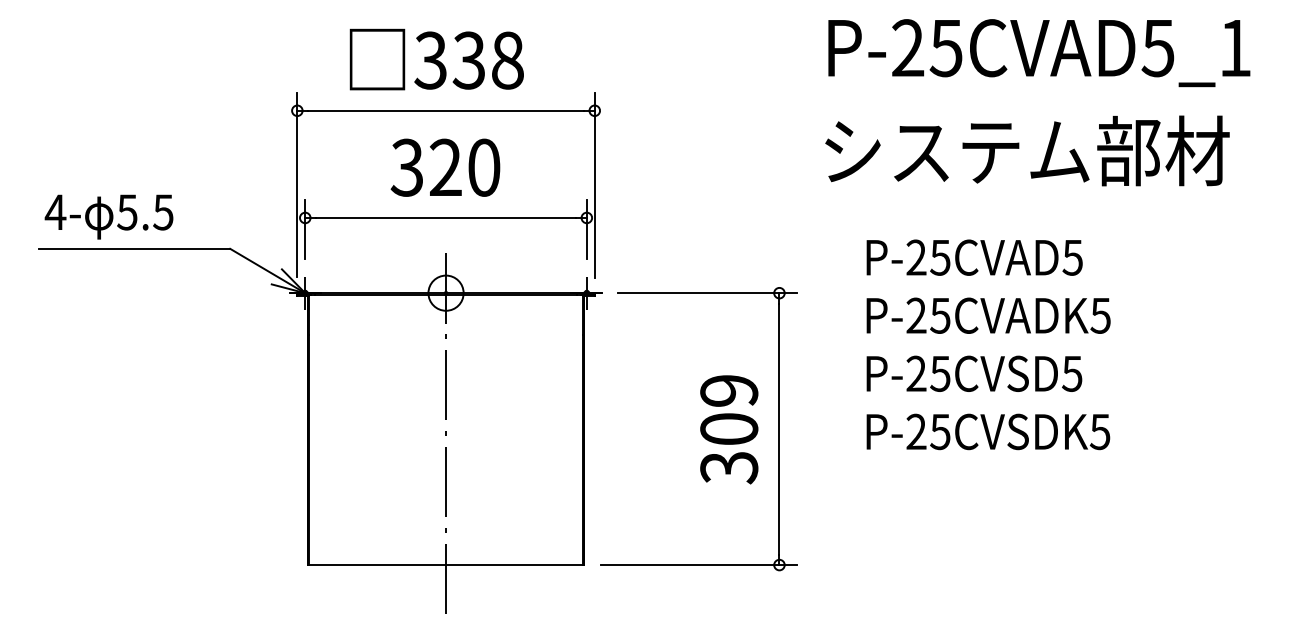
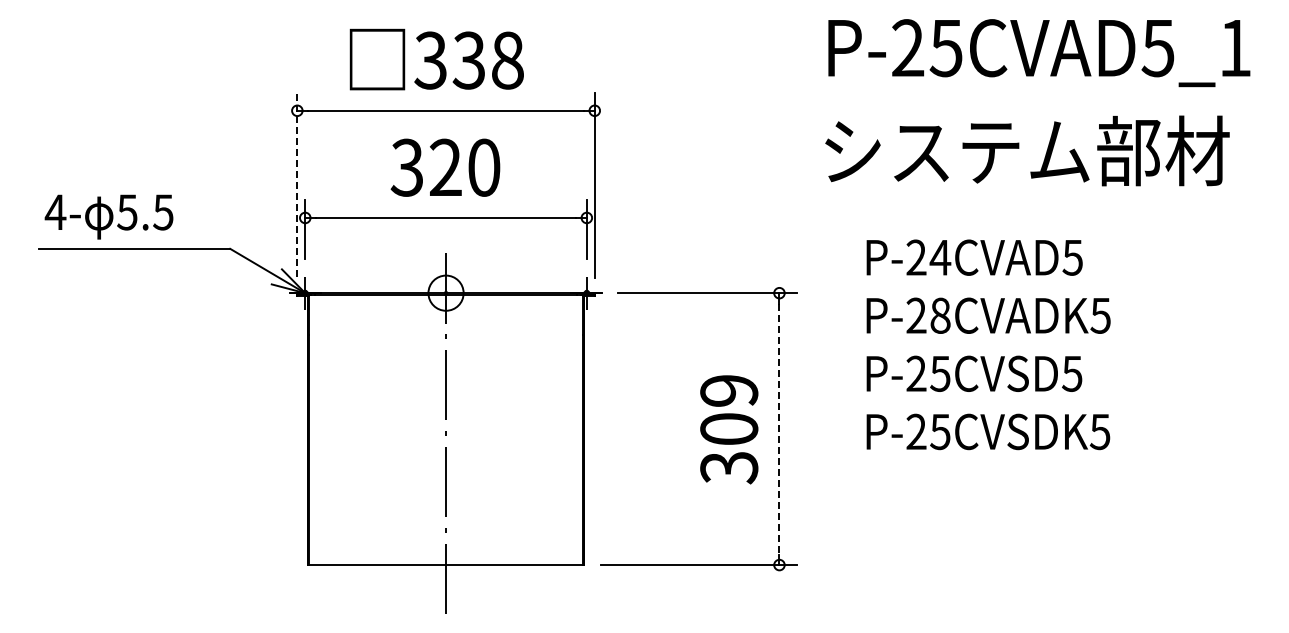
line: solid -> dashed (297, 185)
text: P-25CVAD5 -> P-24CVAD5 (940, 257)
text: P-25CVADK5 -> P-28CVADK5 (940, 315)
line: solid -> dashed (779, 429)
